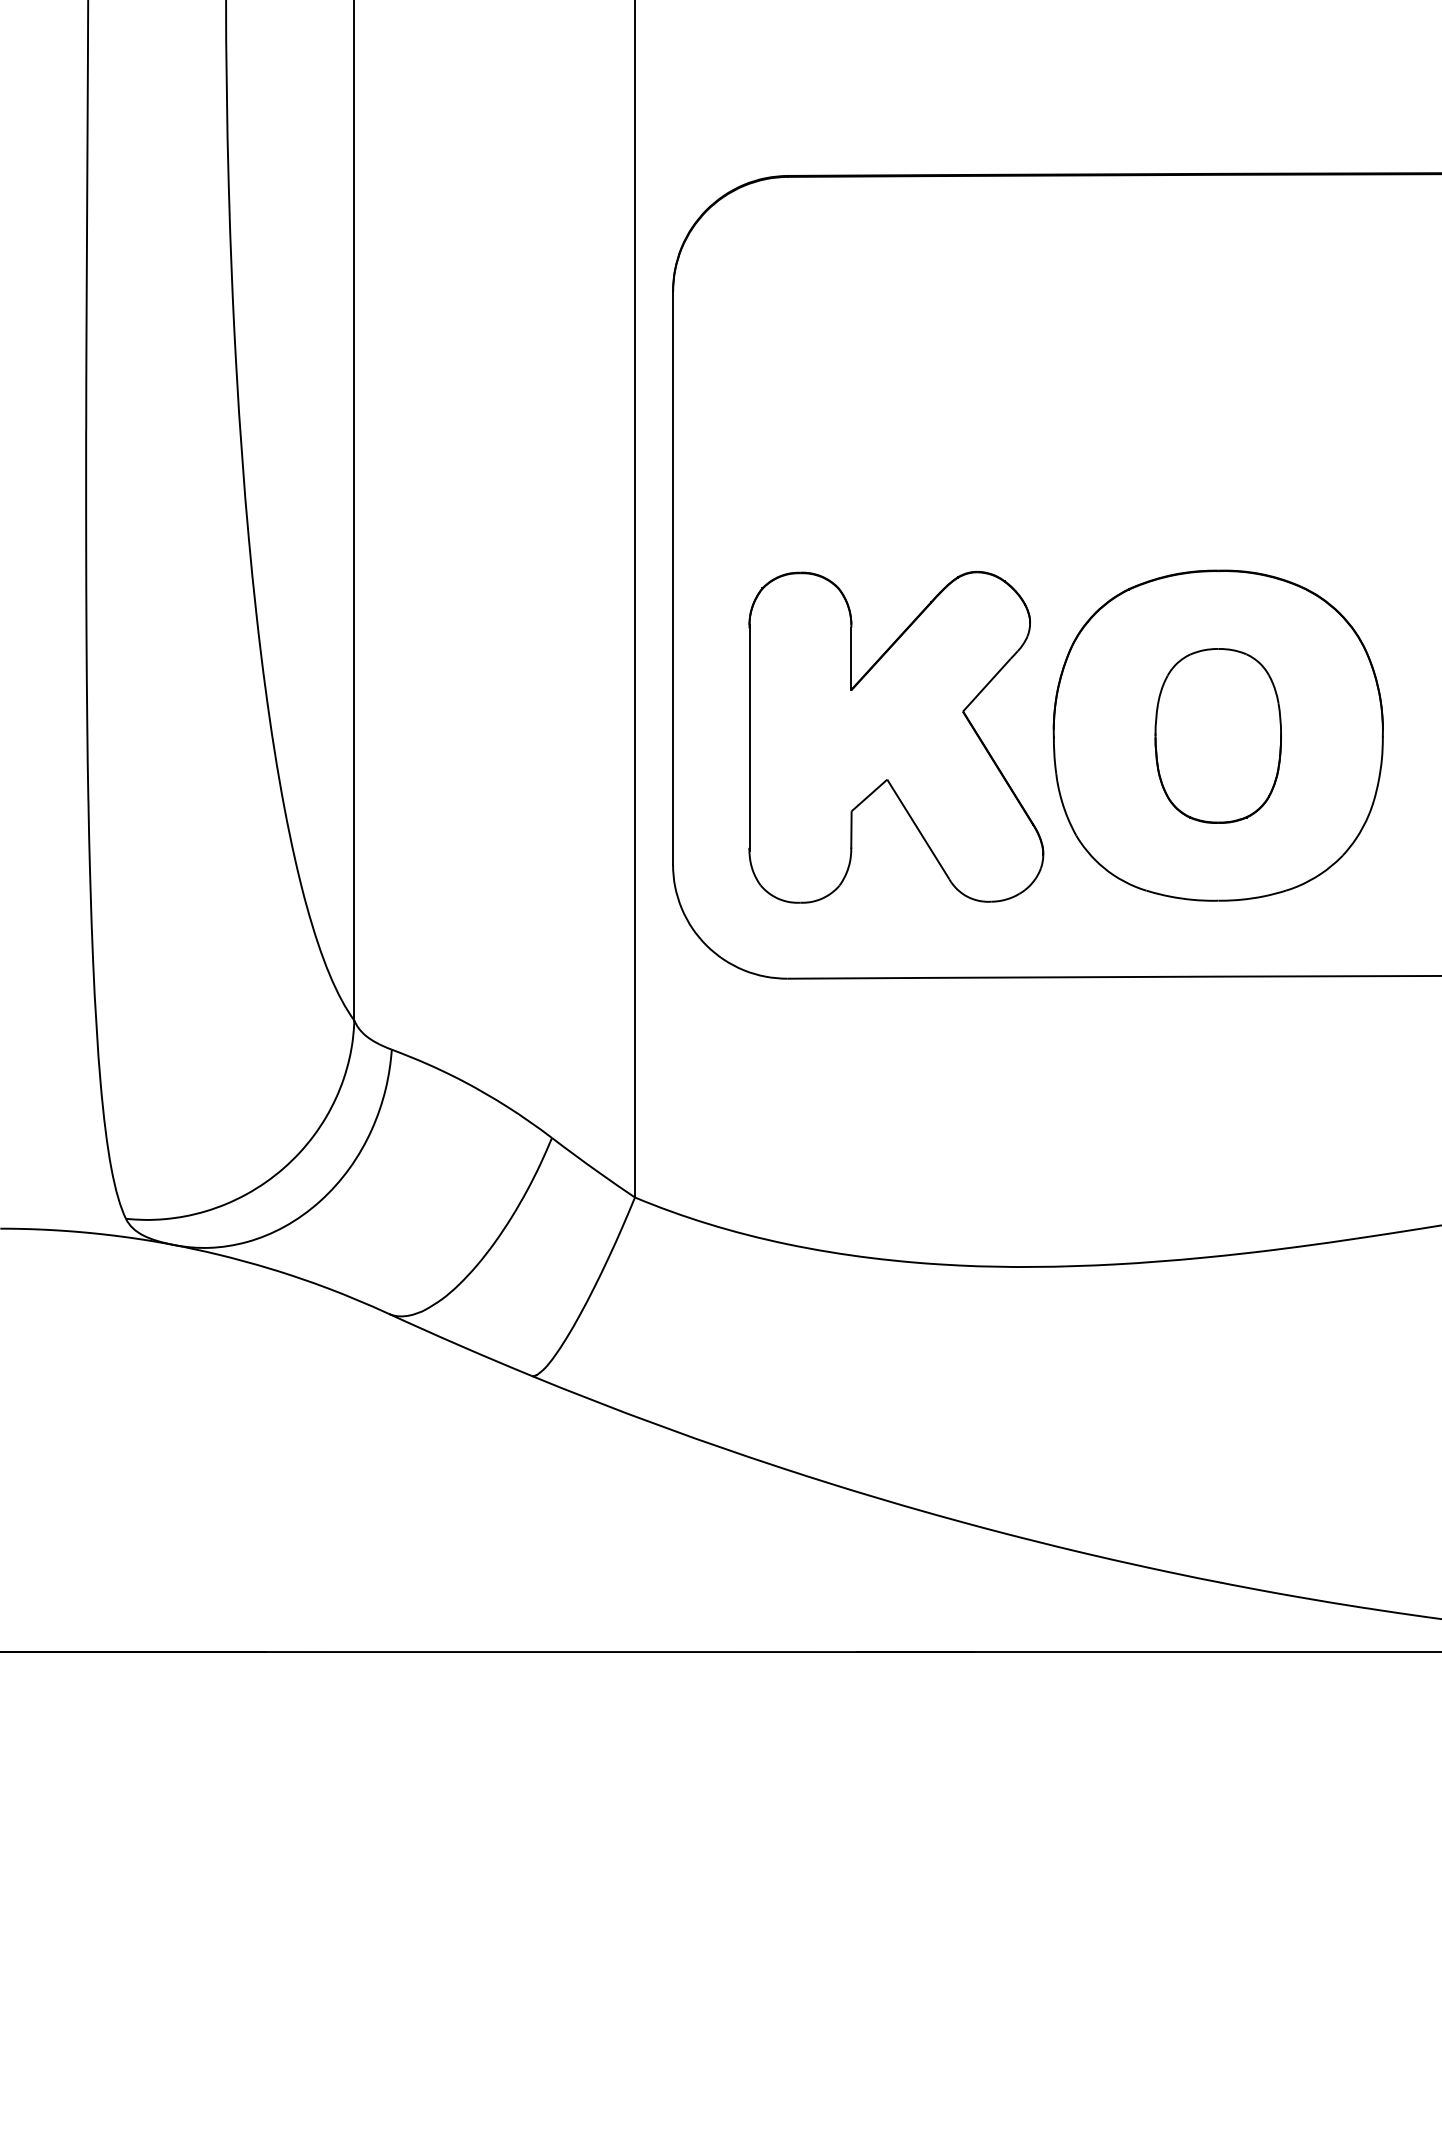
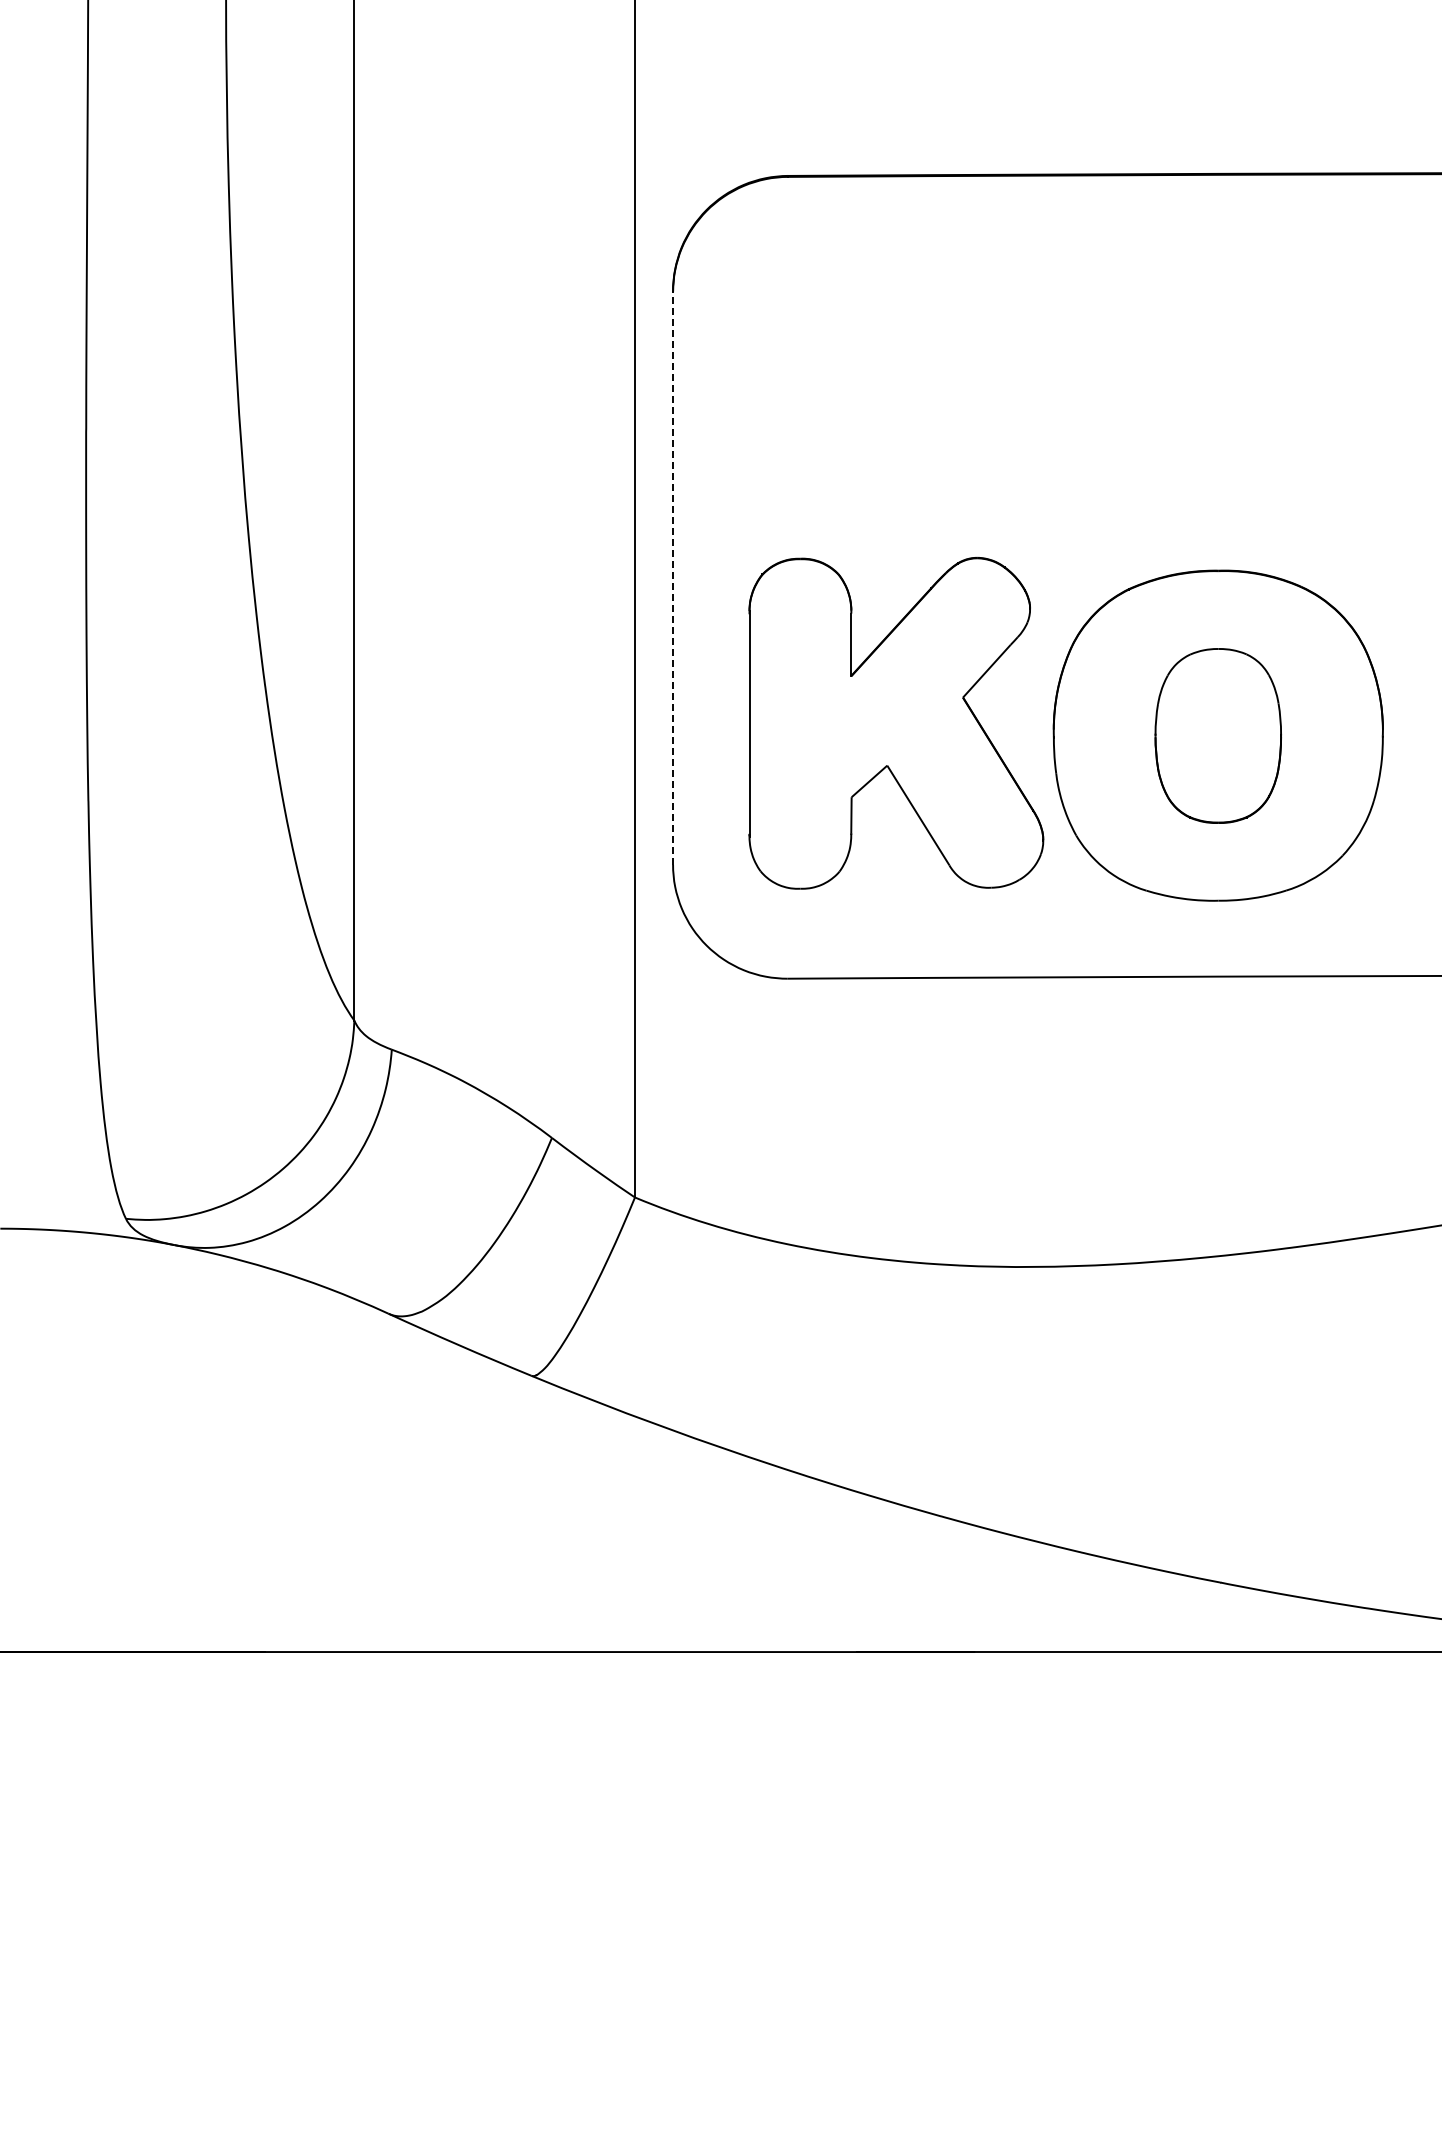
line: solid -> dashed (673, 578)
part position: (896, 736) -> (896, 722) (896, 722)
